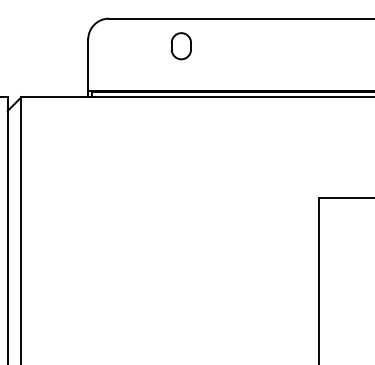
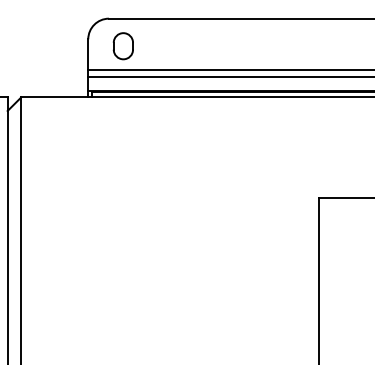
part position: (180, 46) -> (122, 46) (122, 46)
line: none -> present (229, 70)
line: none -> present (229, 77)
